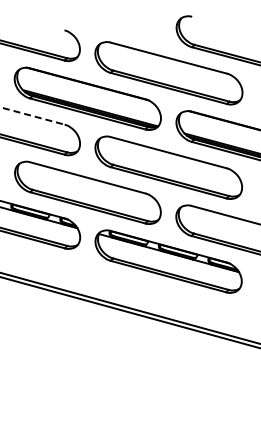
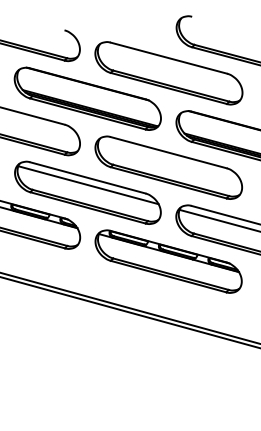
line: dashed -> solid (32, 116)
line: none -> present (88, 185)
line: none -> present (218, 219)
